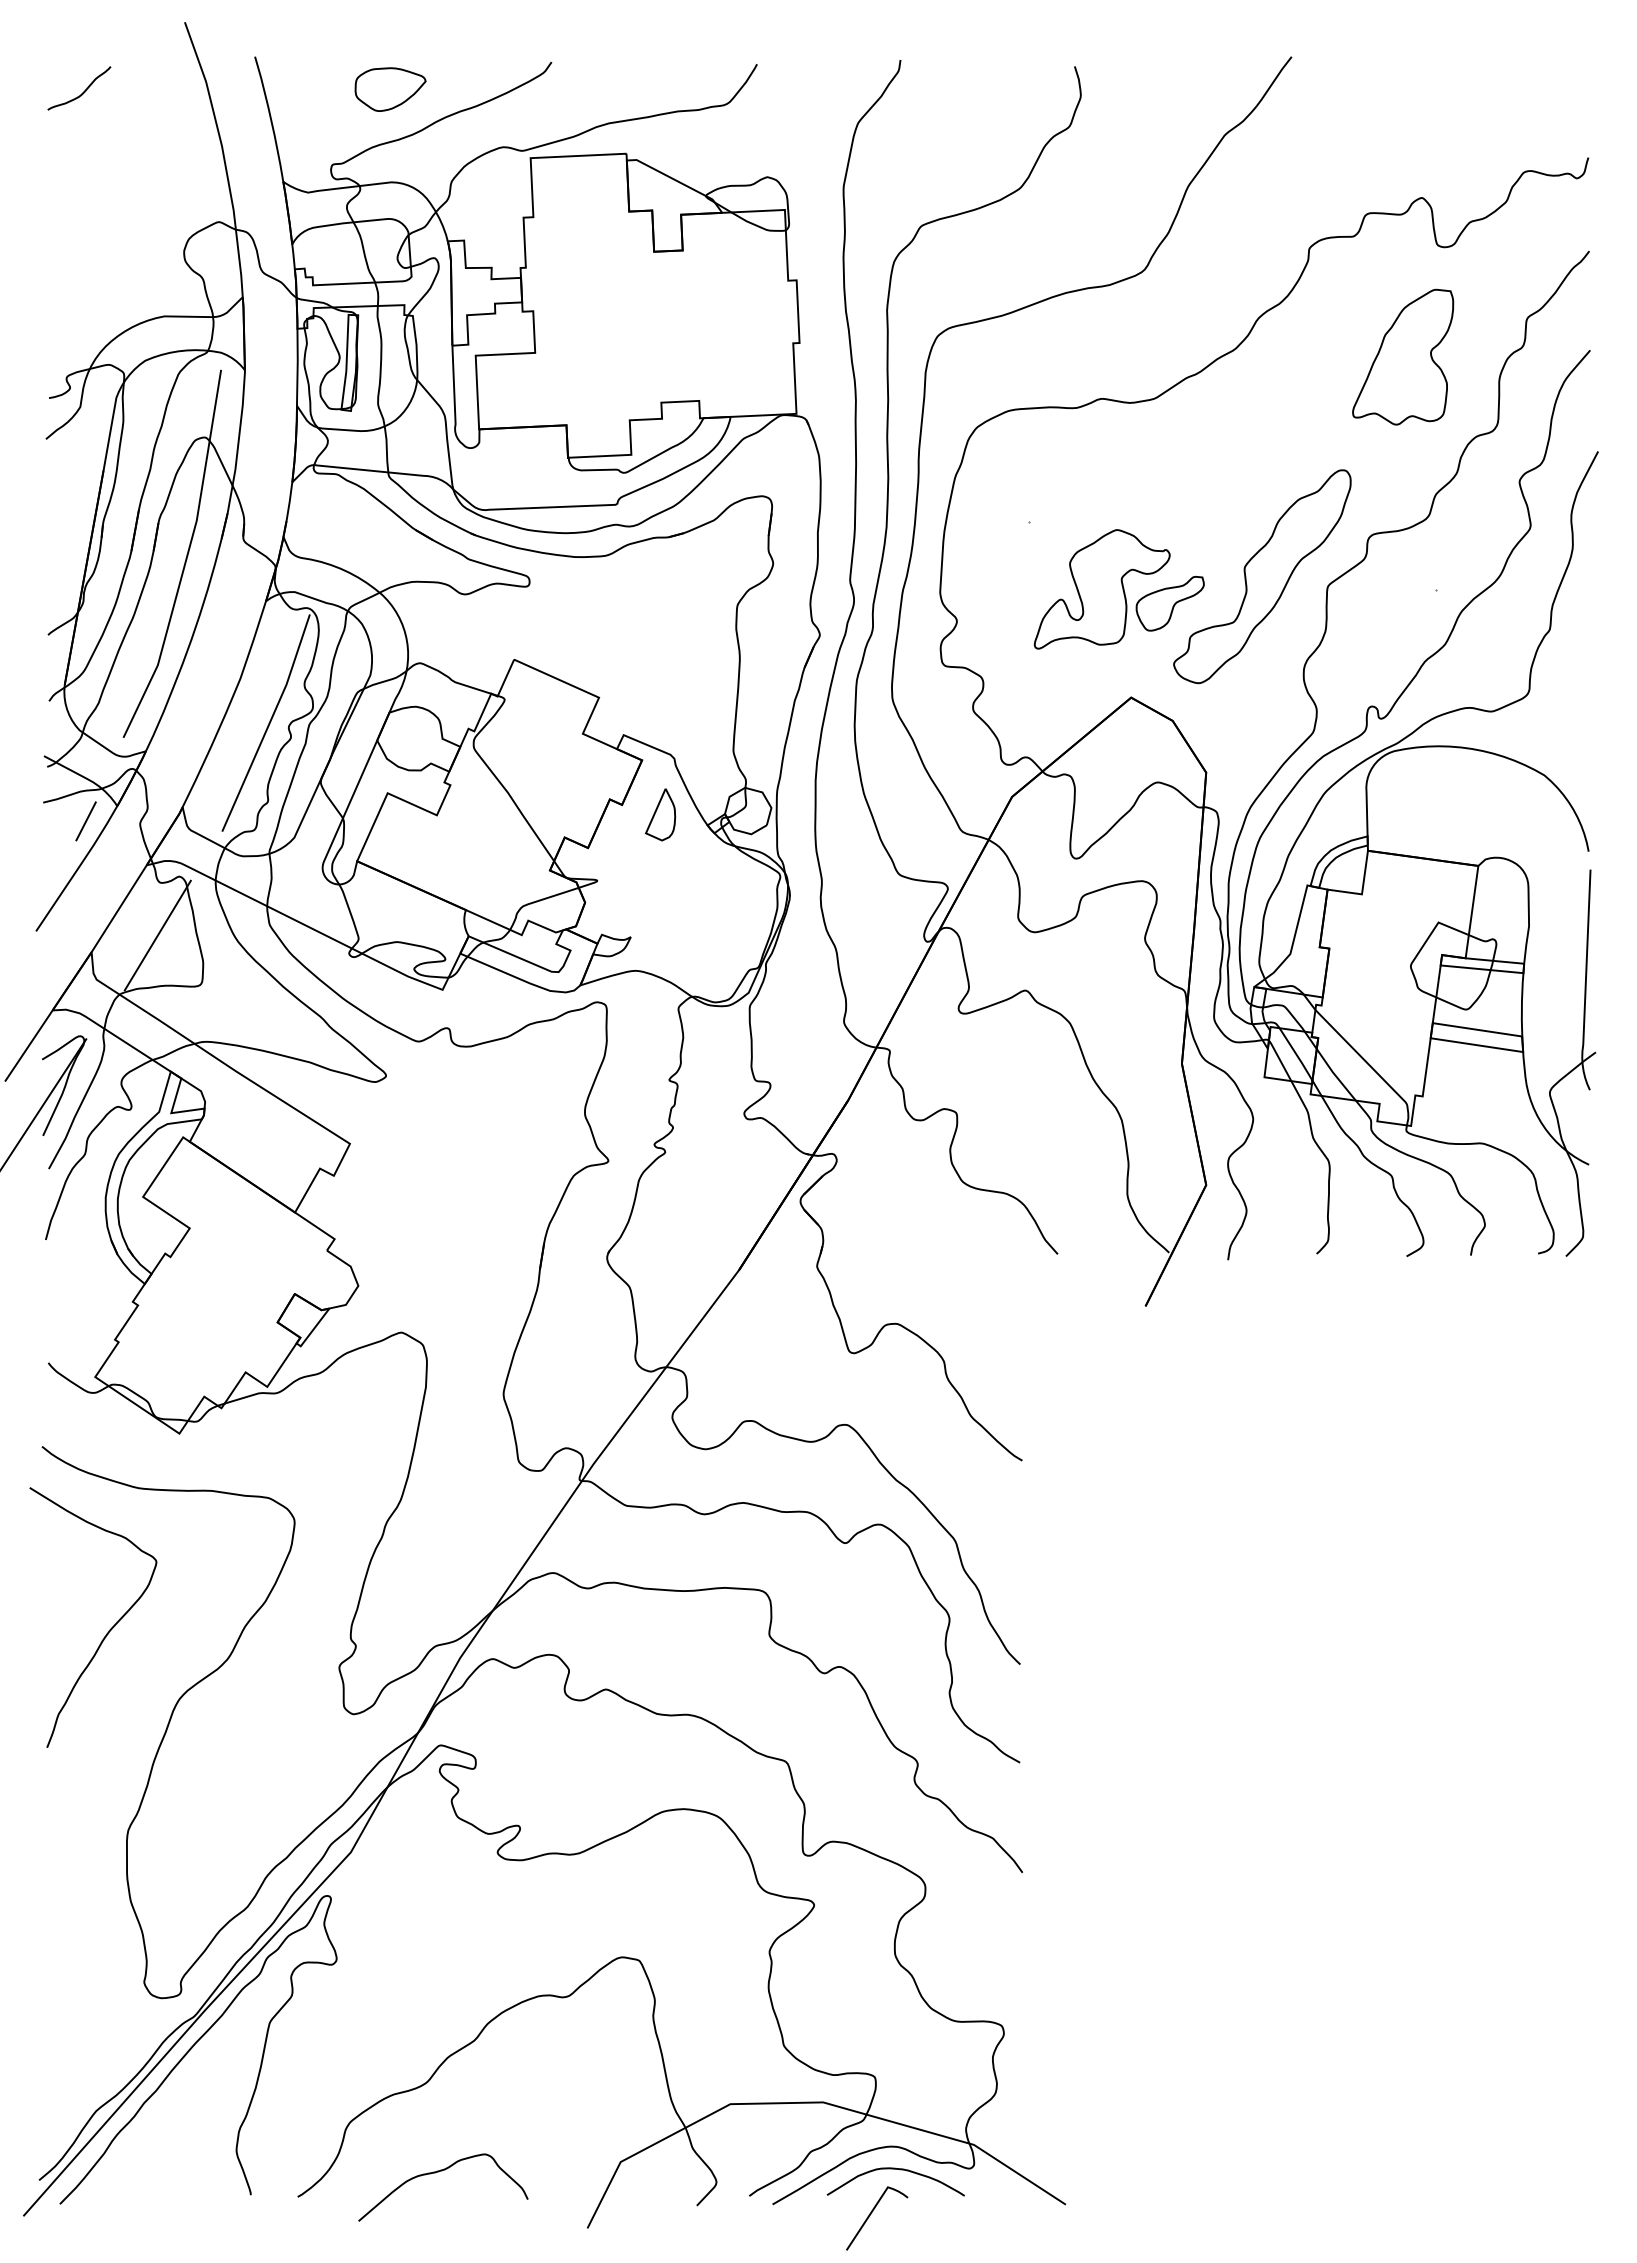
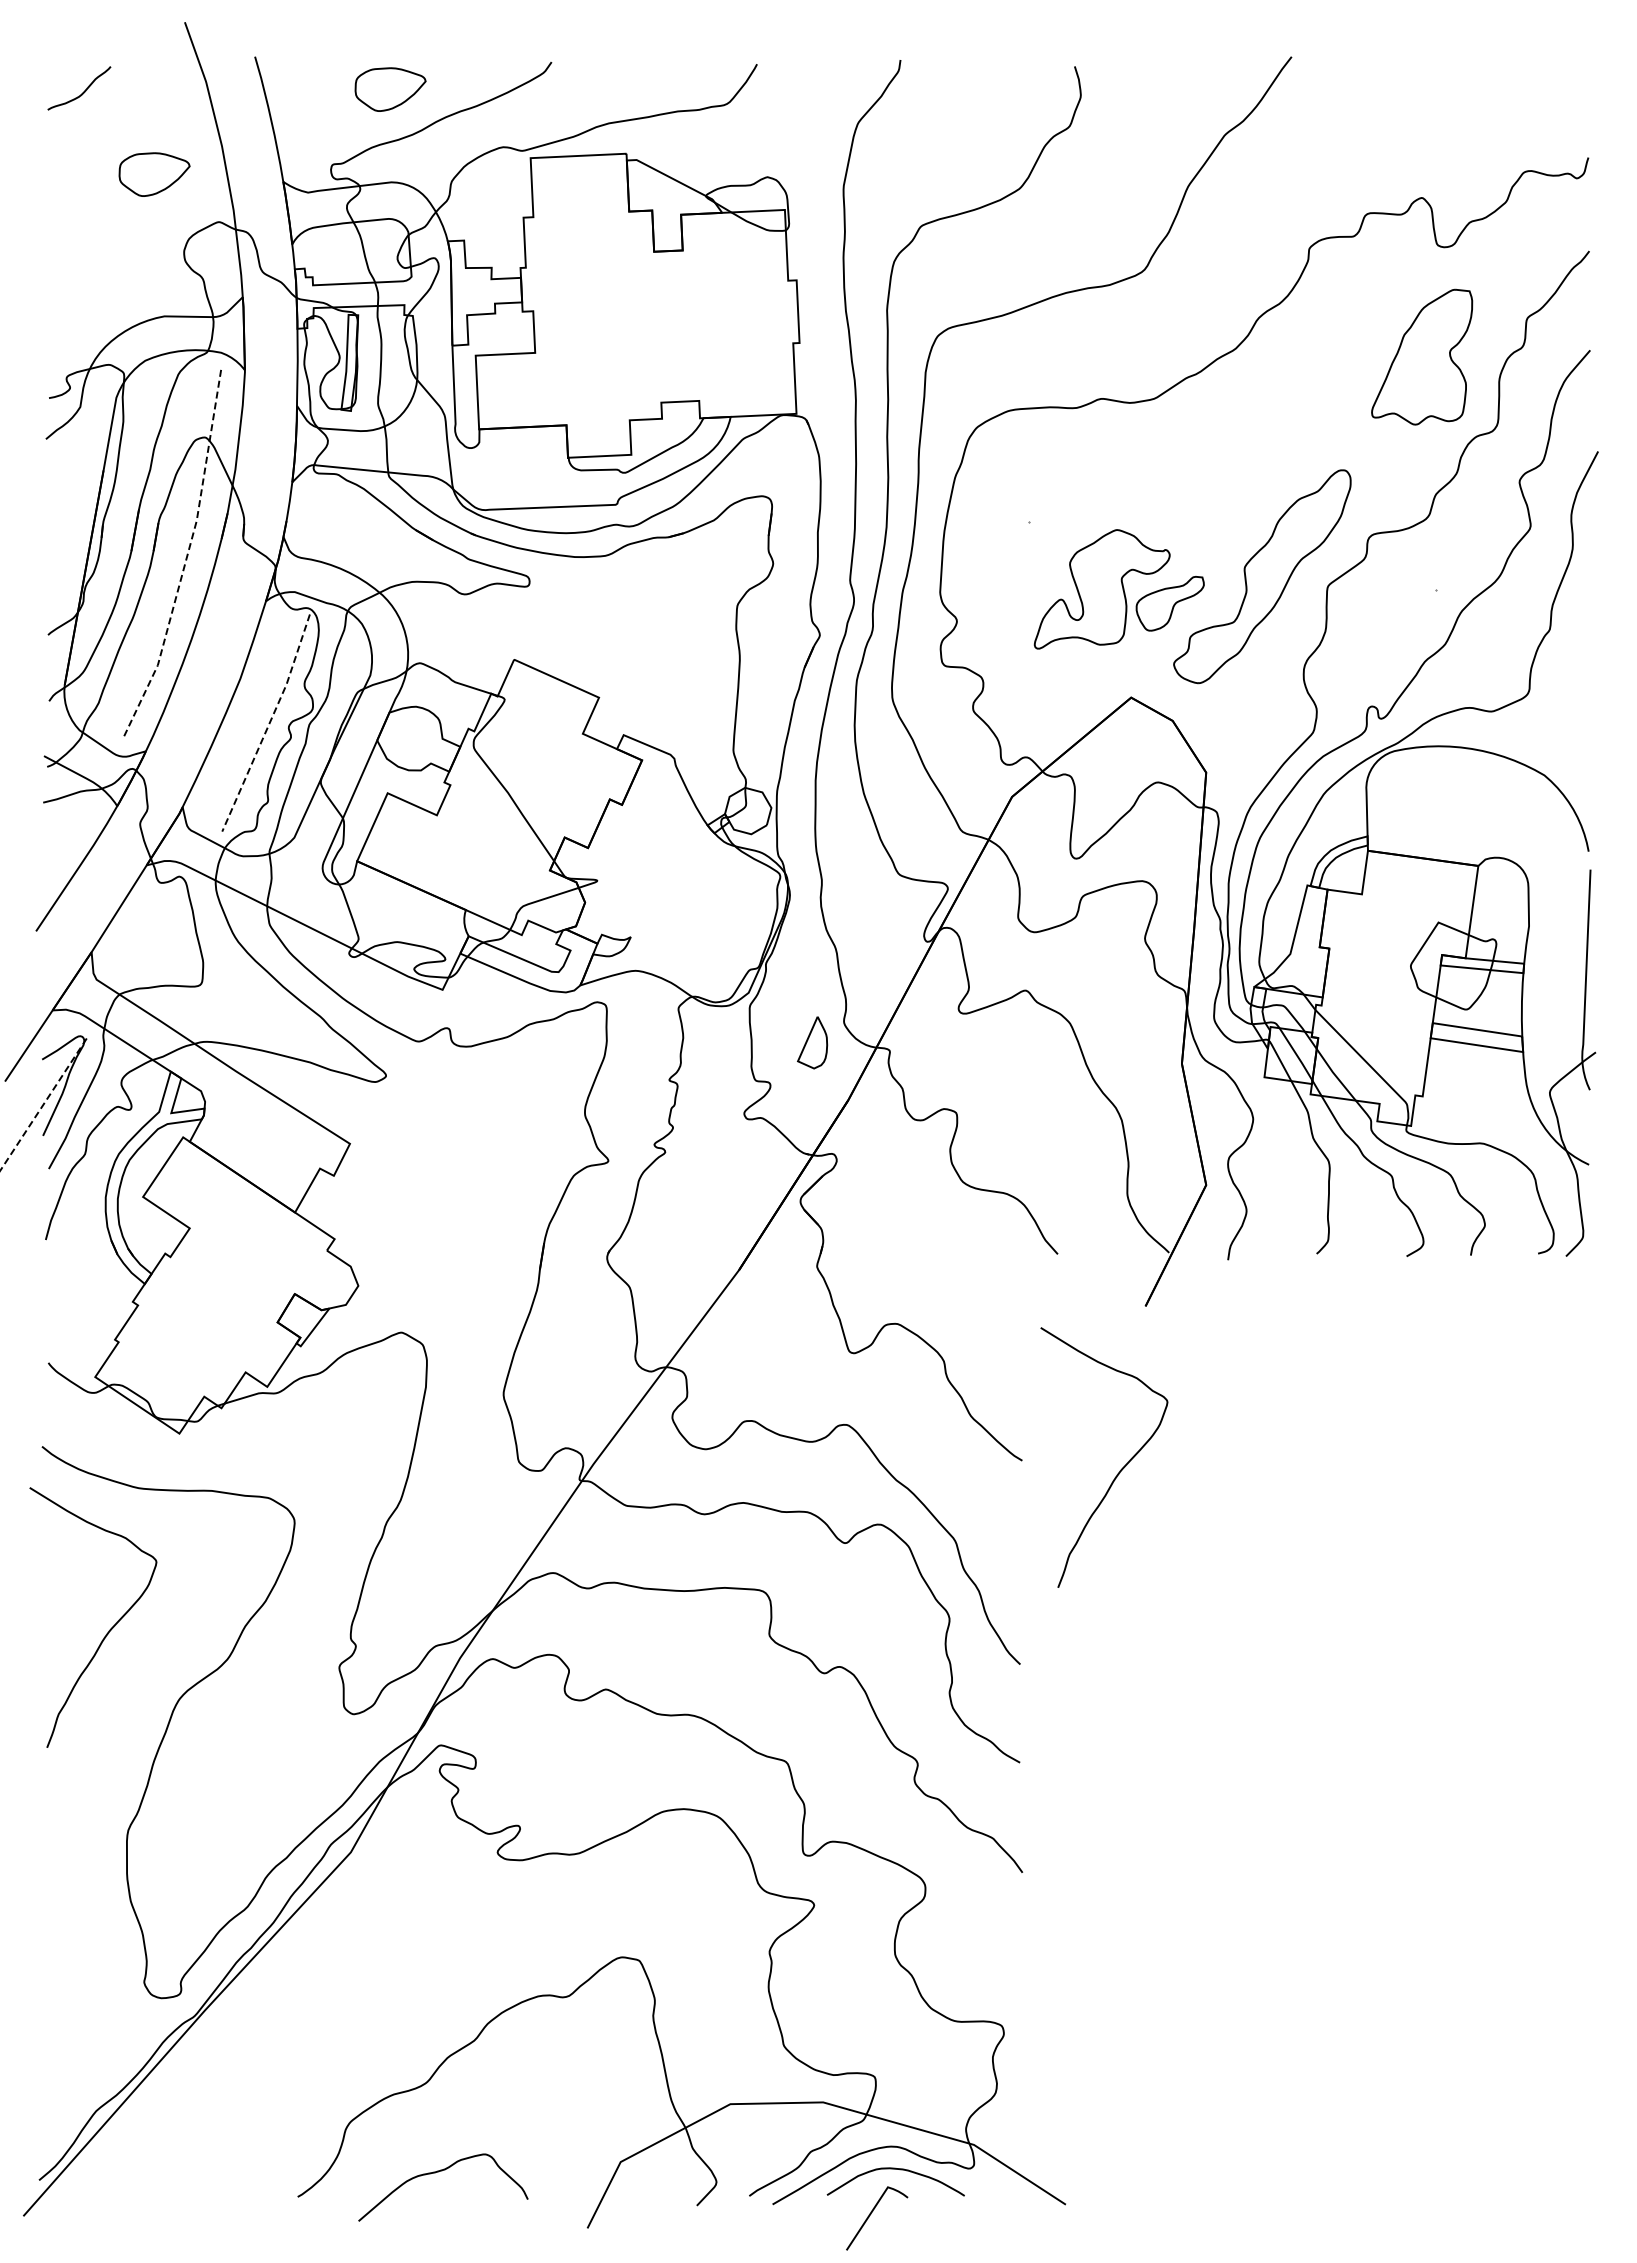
part: none -> present (154, 174)
part position: (1403, 356) -> (1422, 356) (1422, 356)
line: solid -> dashed (186, 558)
line: solid -> dashed (269, 723)
part position: (660, 814) -> (812, 1042) (812, 1042)
line: present -> none (85, 821)
line: present -> none (157, 935)
line: solid -> dashed (43, 1105)
curve: none -> present (1119, 1470)
curve: present -> none (193, 2047)
